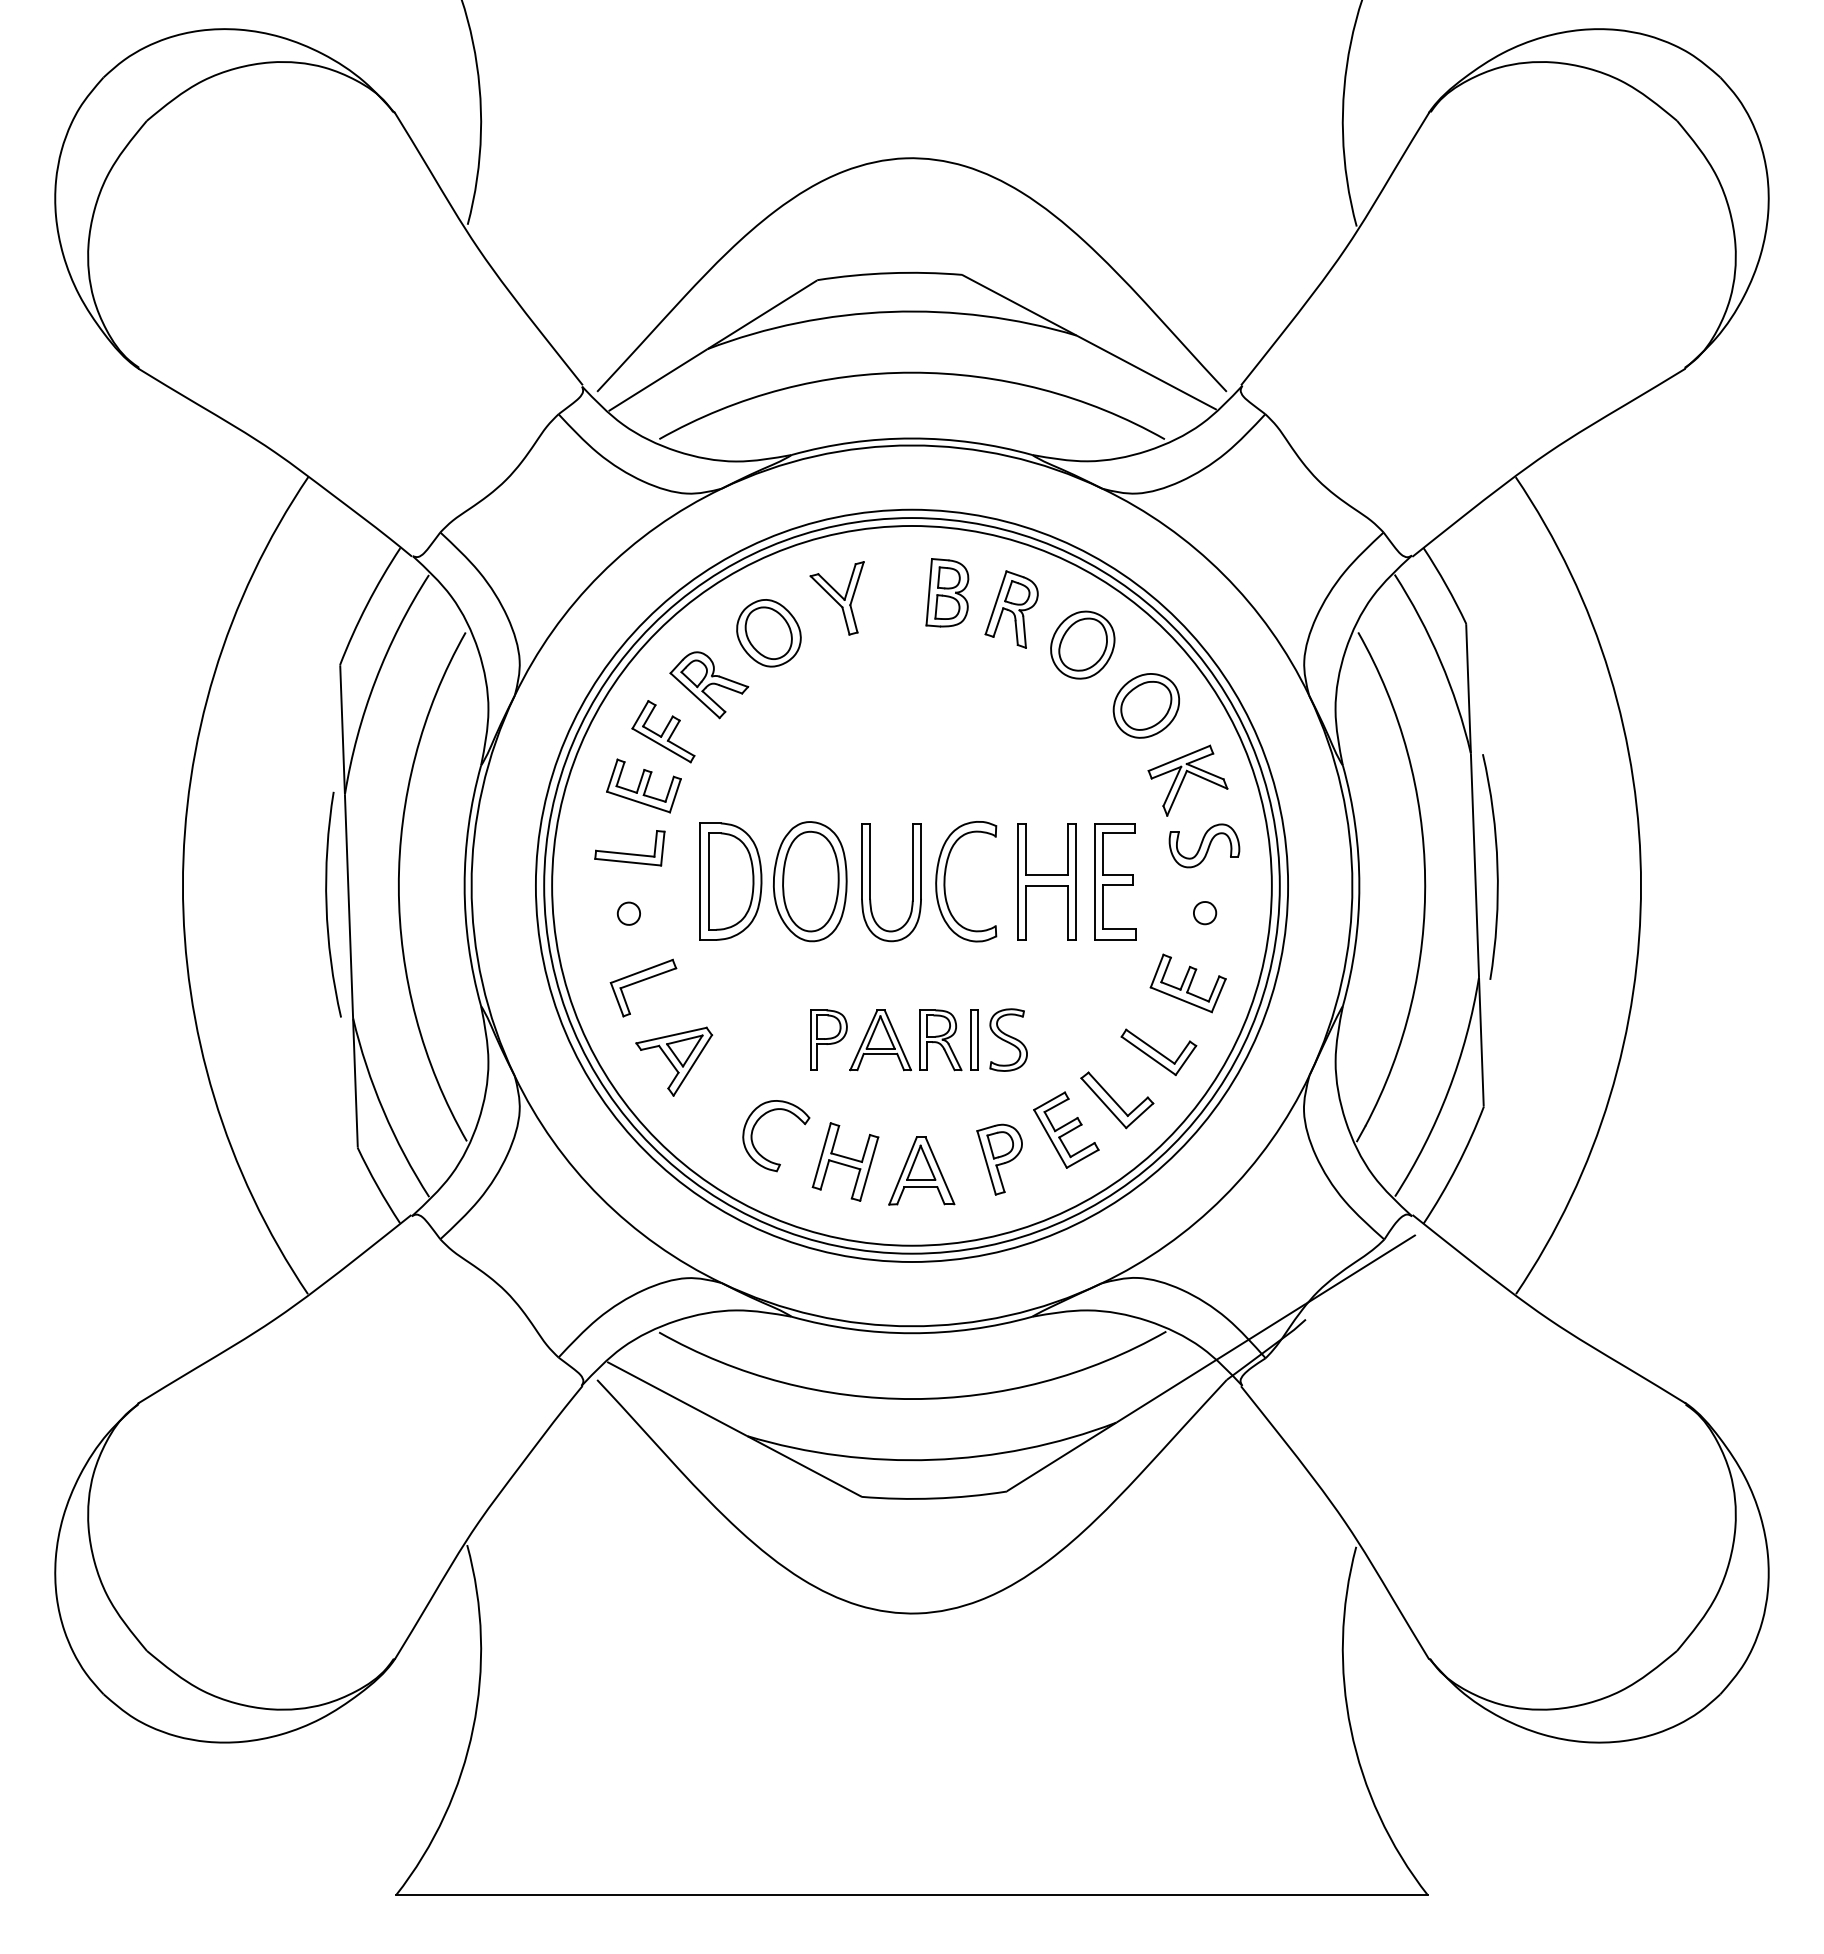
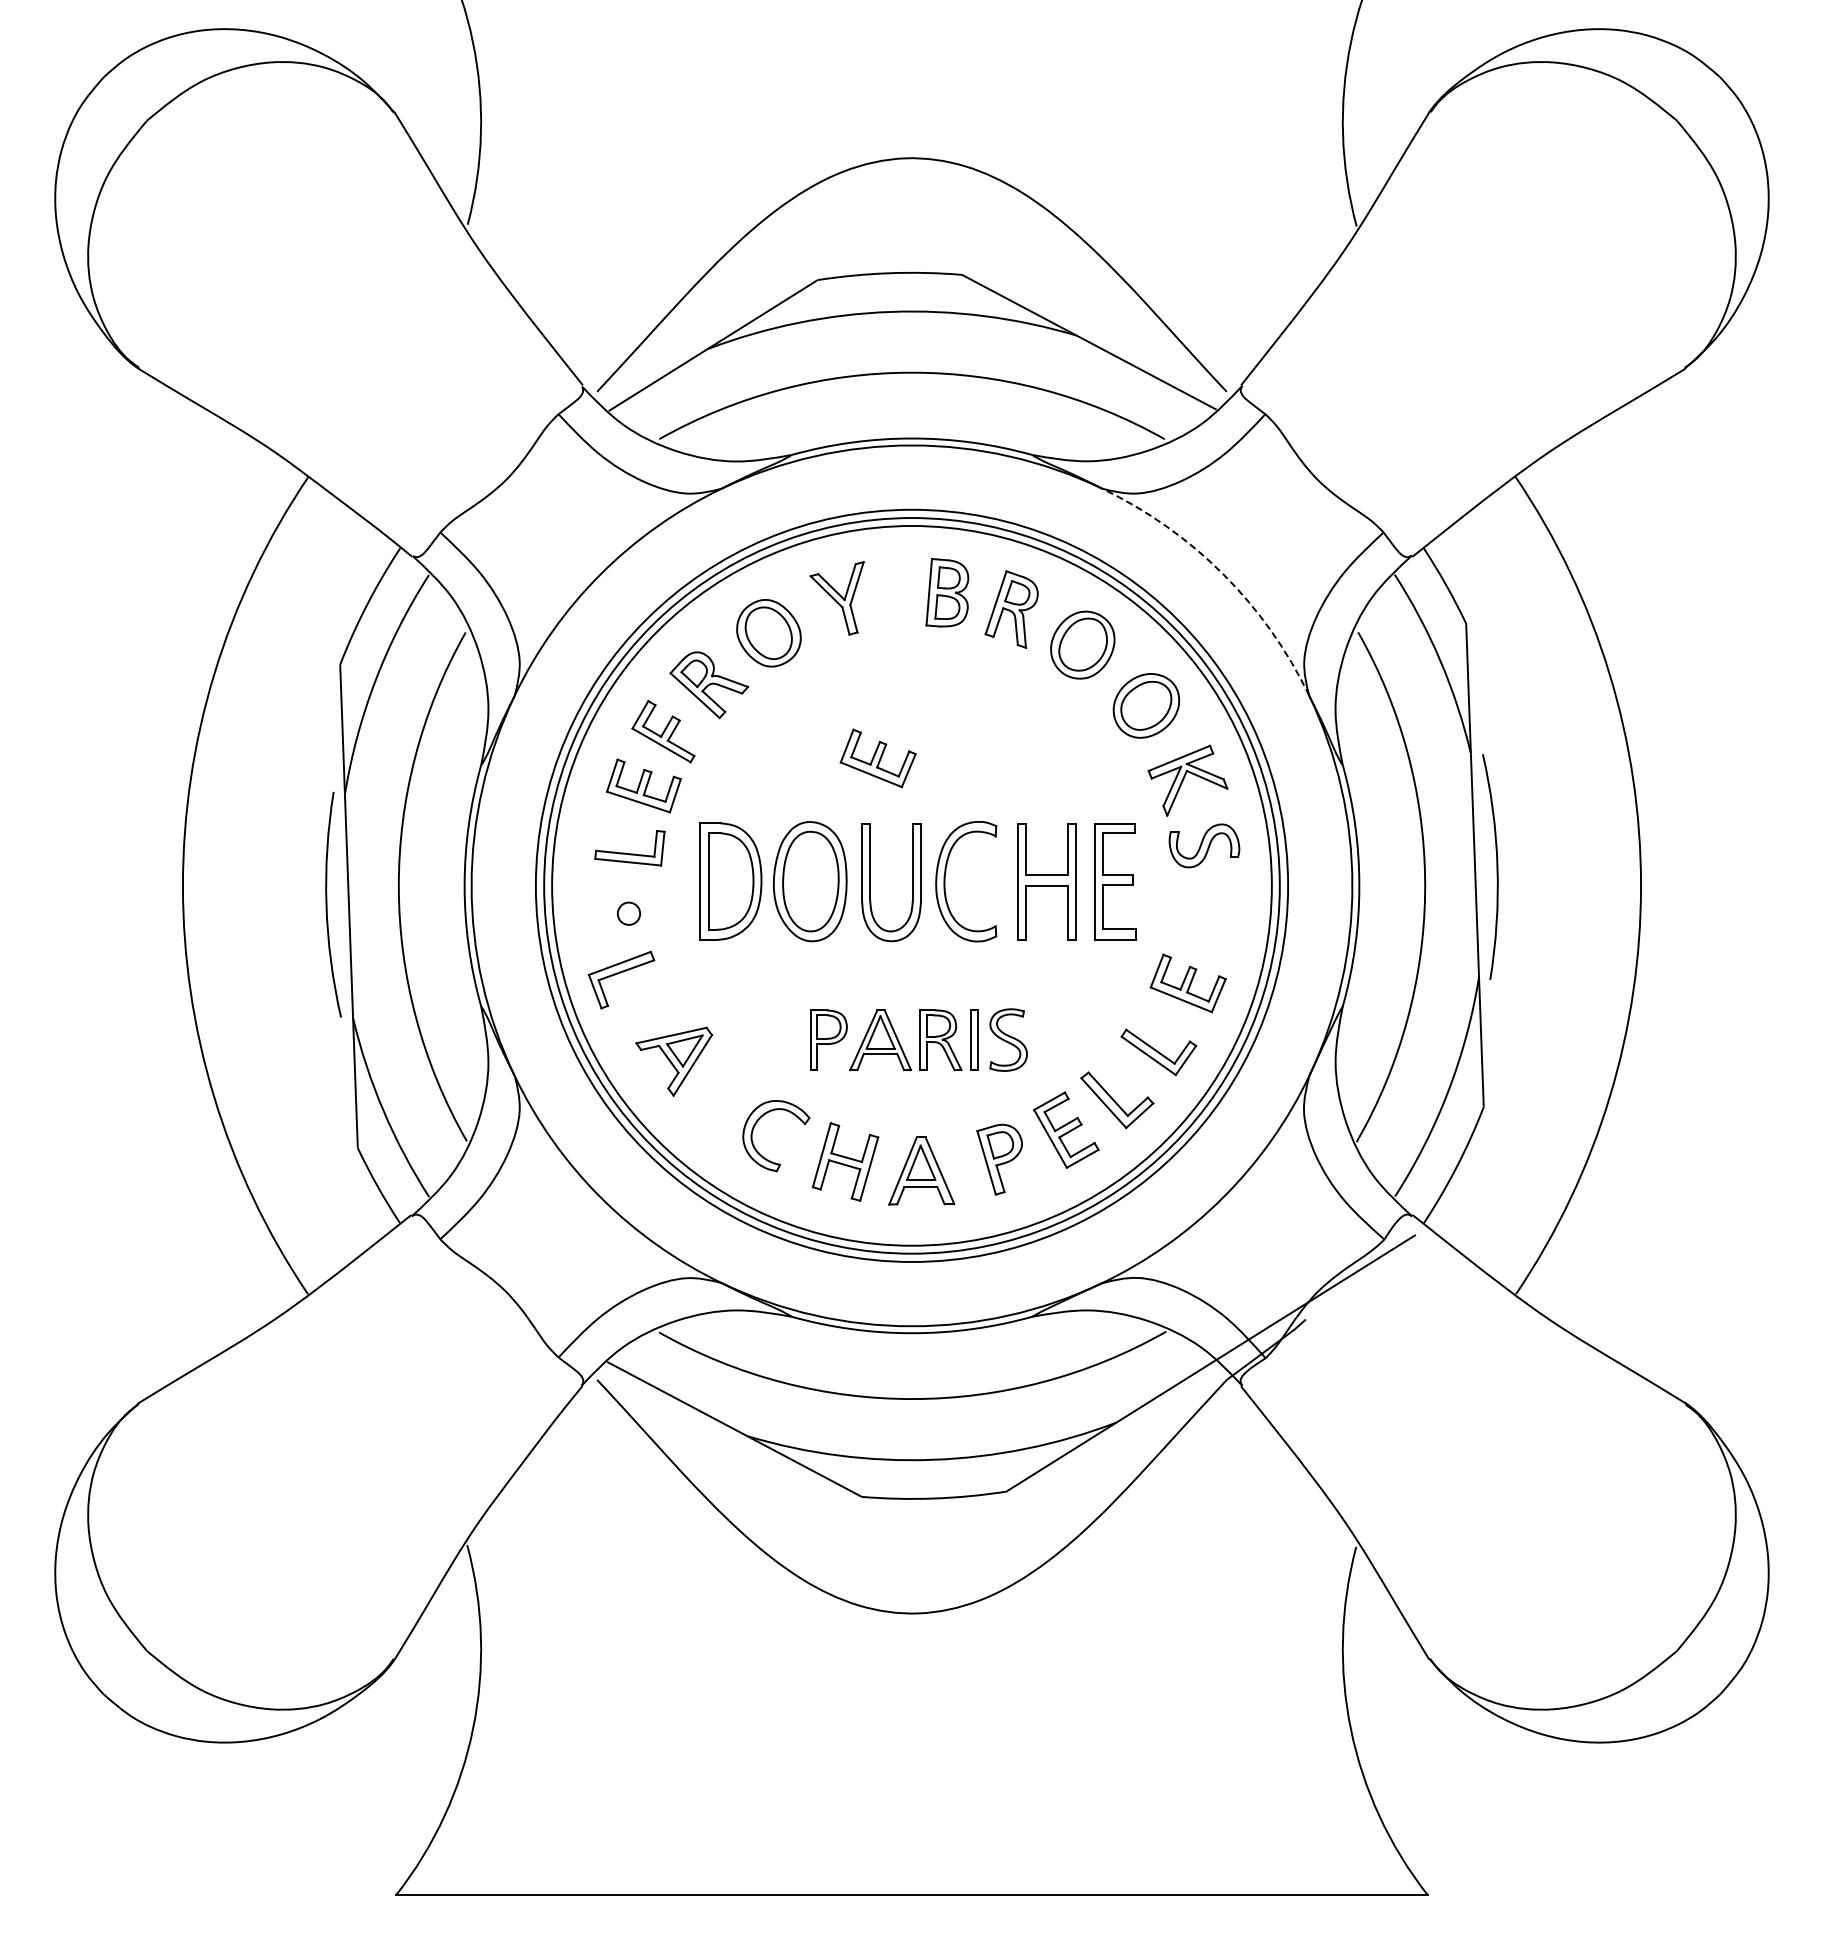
arc: solid -> dashed (1223, 574)
part: none -> present (877, 758)
part: present -> none (1205, 913)
part position: (643, 987) -> (621, 979) (621, 979)
